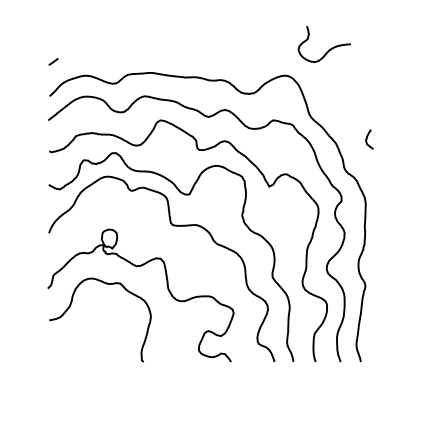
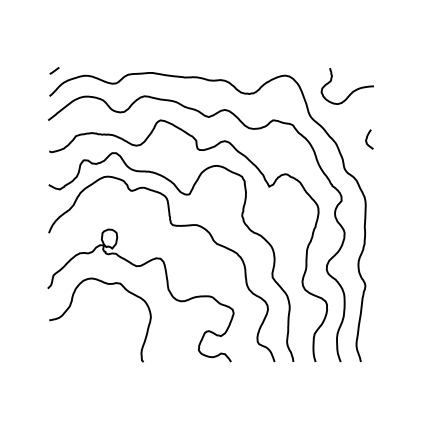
curve position: (329, 49) -> (352, 91) (352, 91)
line position: (53, 61) -> (54, 70) (54, 70)
